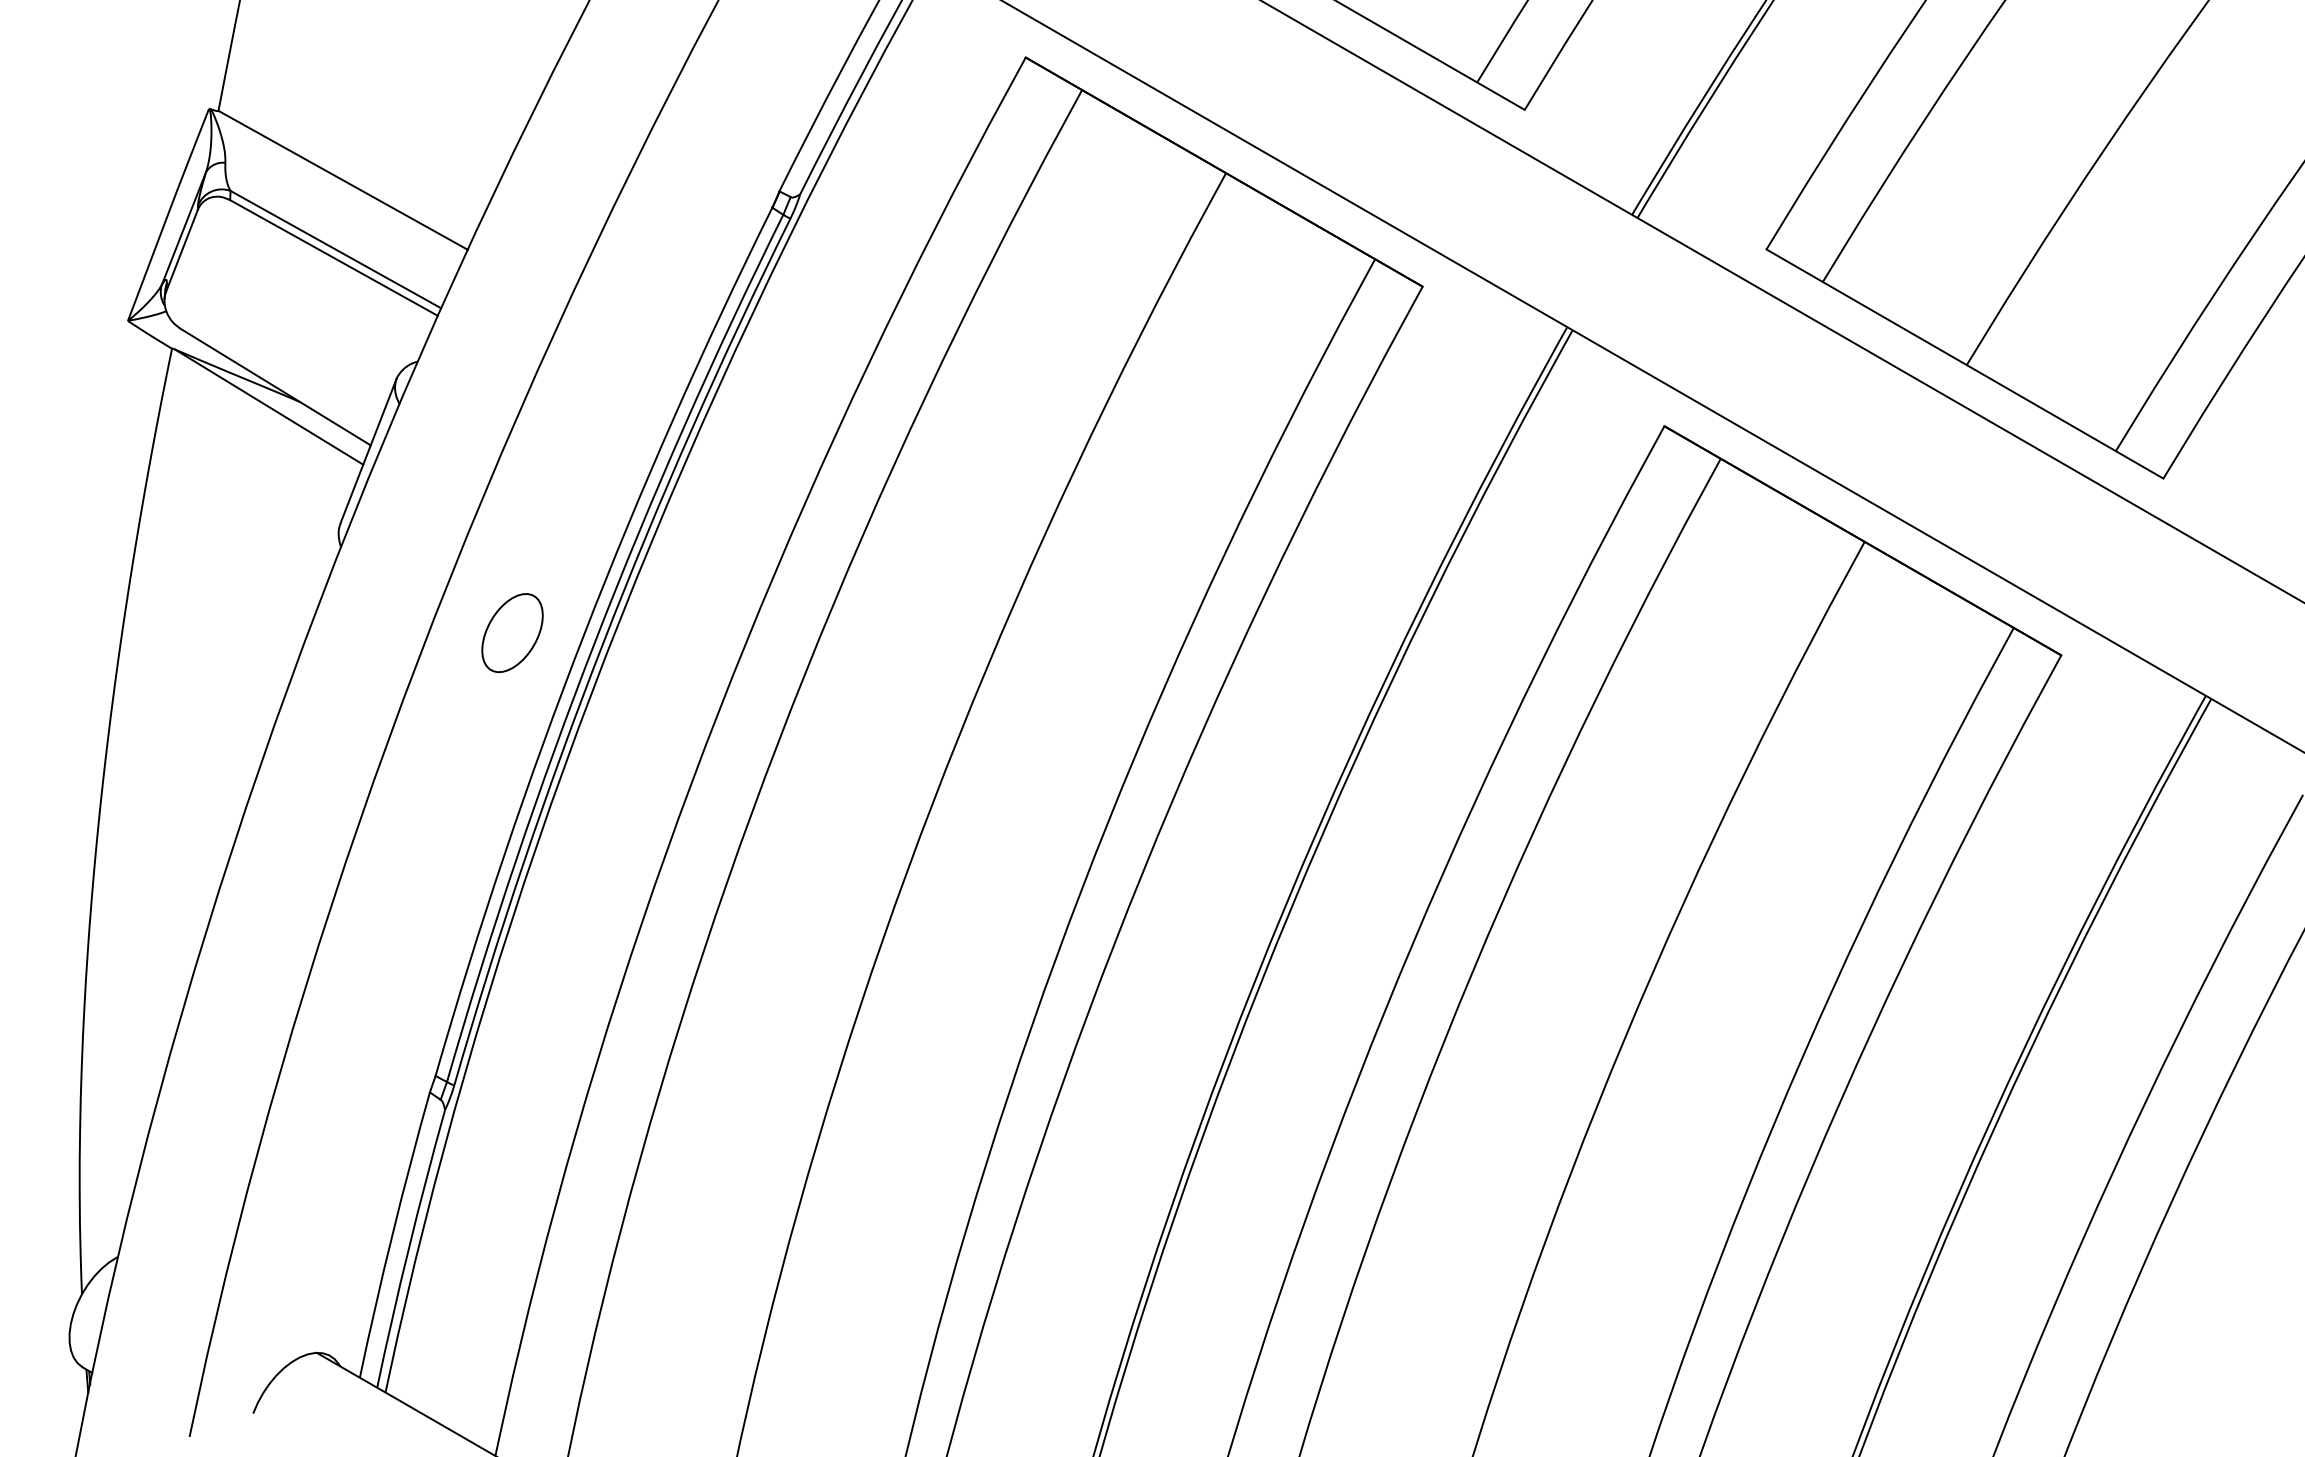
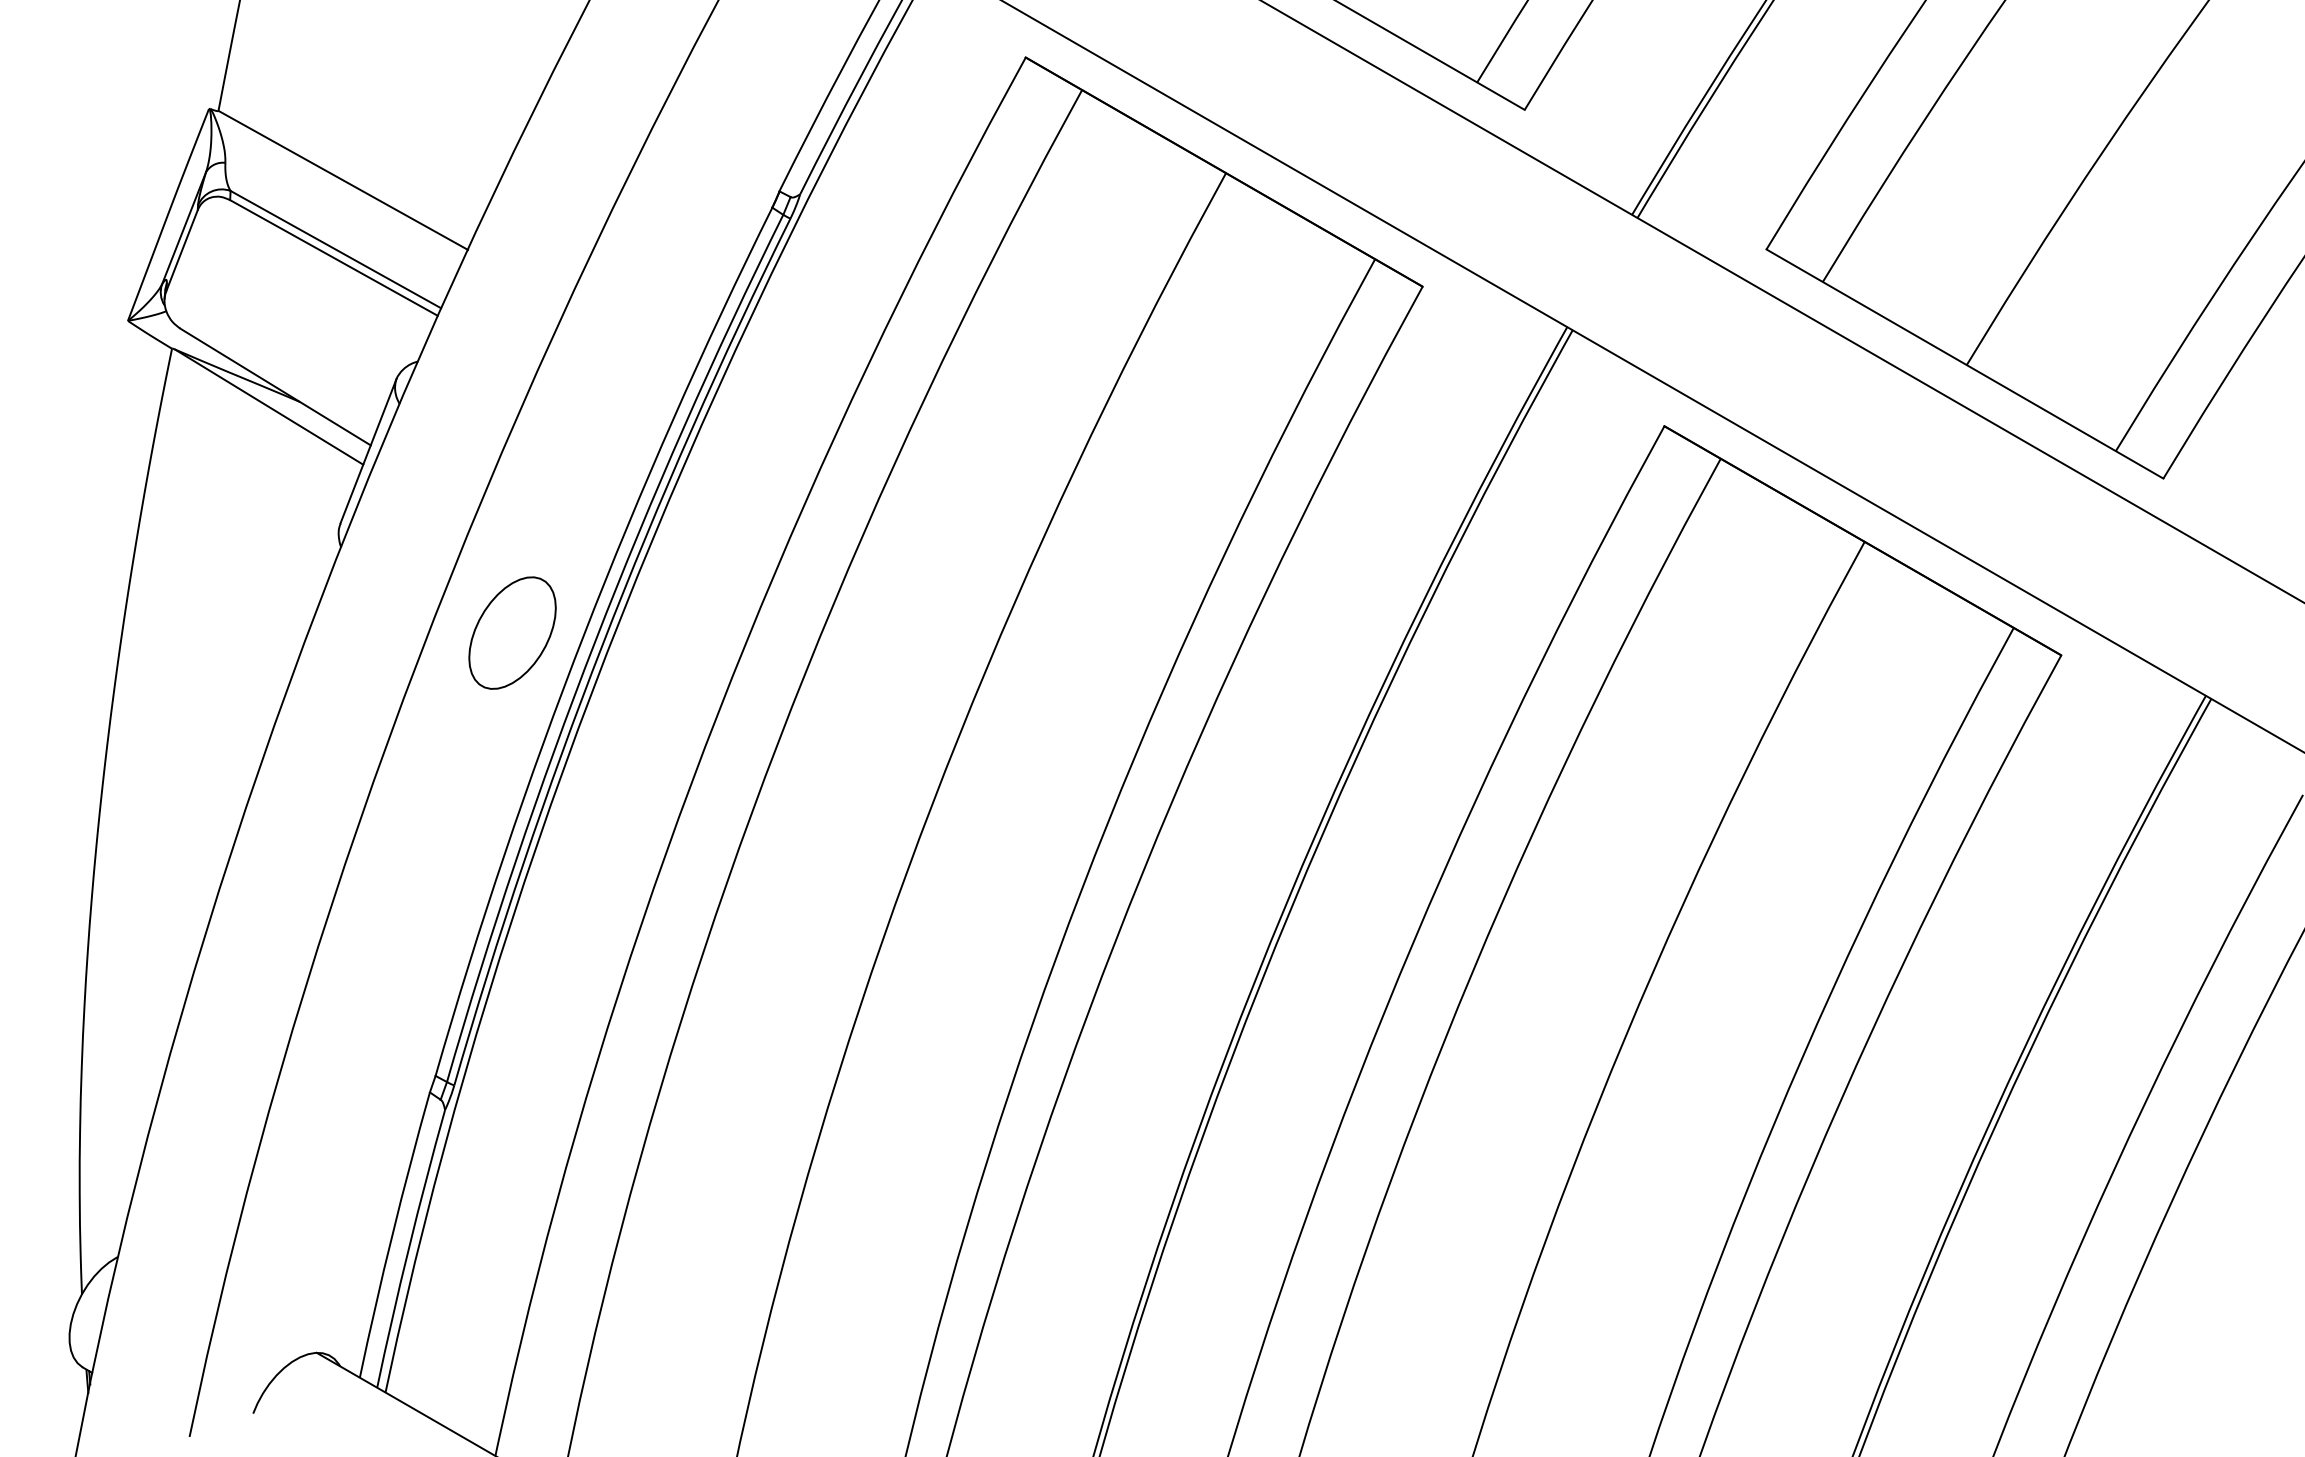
part size: 63x80 px -> 89x114 px (512, 632)
